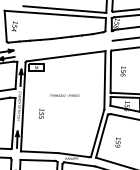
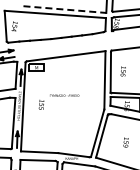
line: solid -> dashed (64, 9)
line: present -> none (124, 38)
text position: (41, 113) -> (41, 104) (41, 104)
text position: (117, 142) -> (125, 142) (125, 142)
